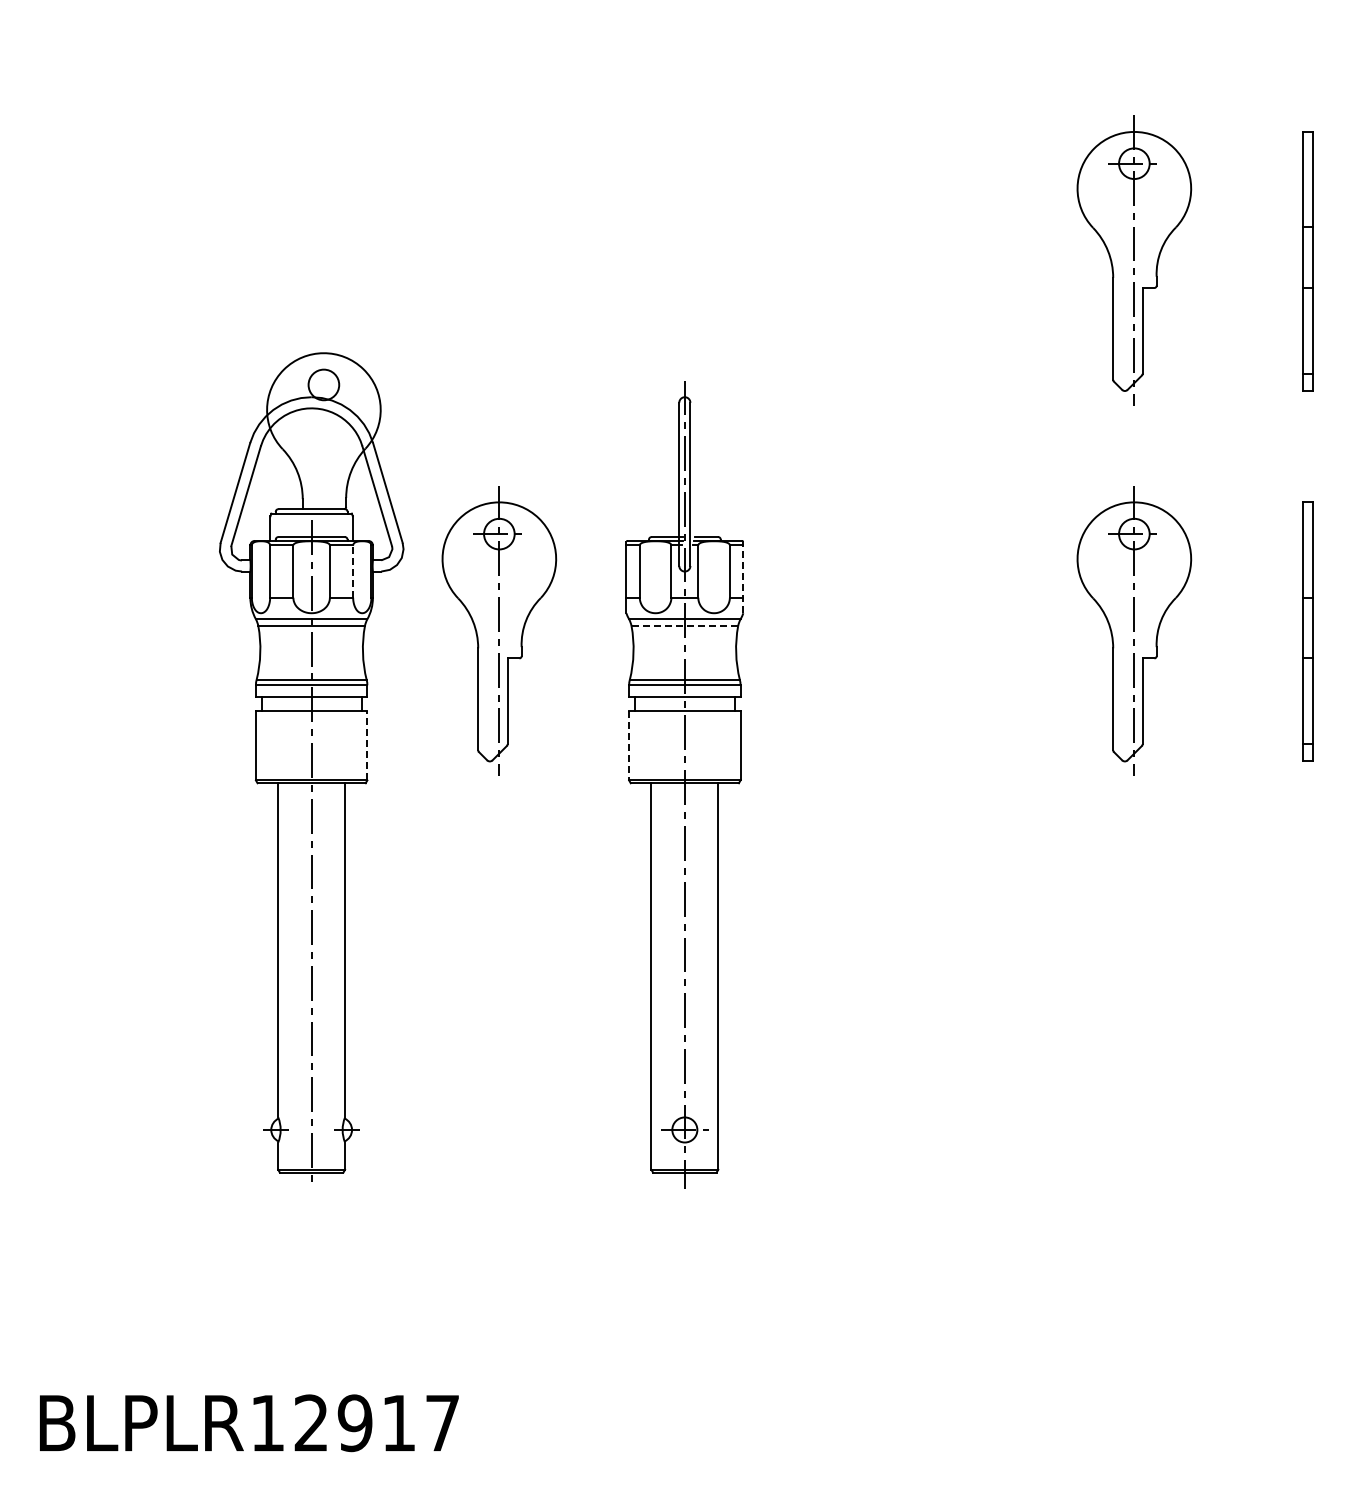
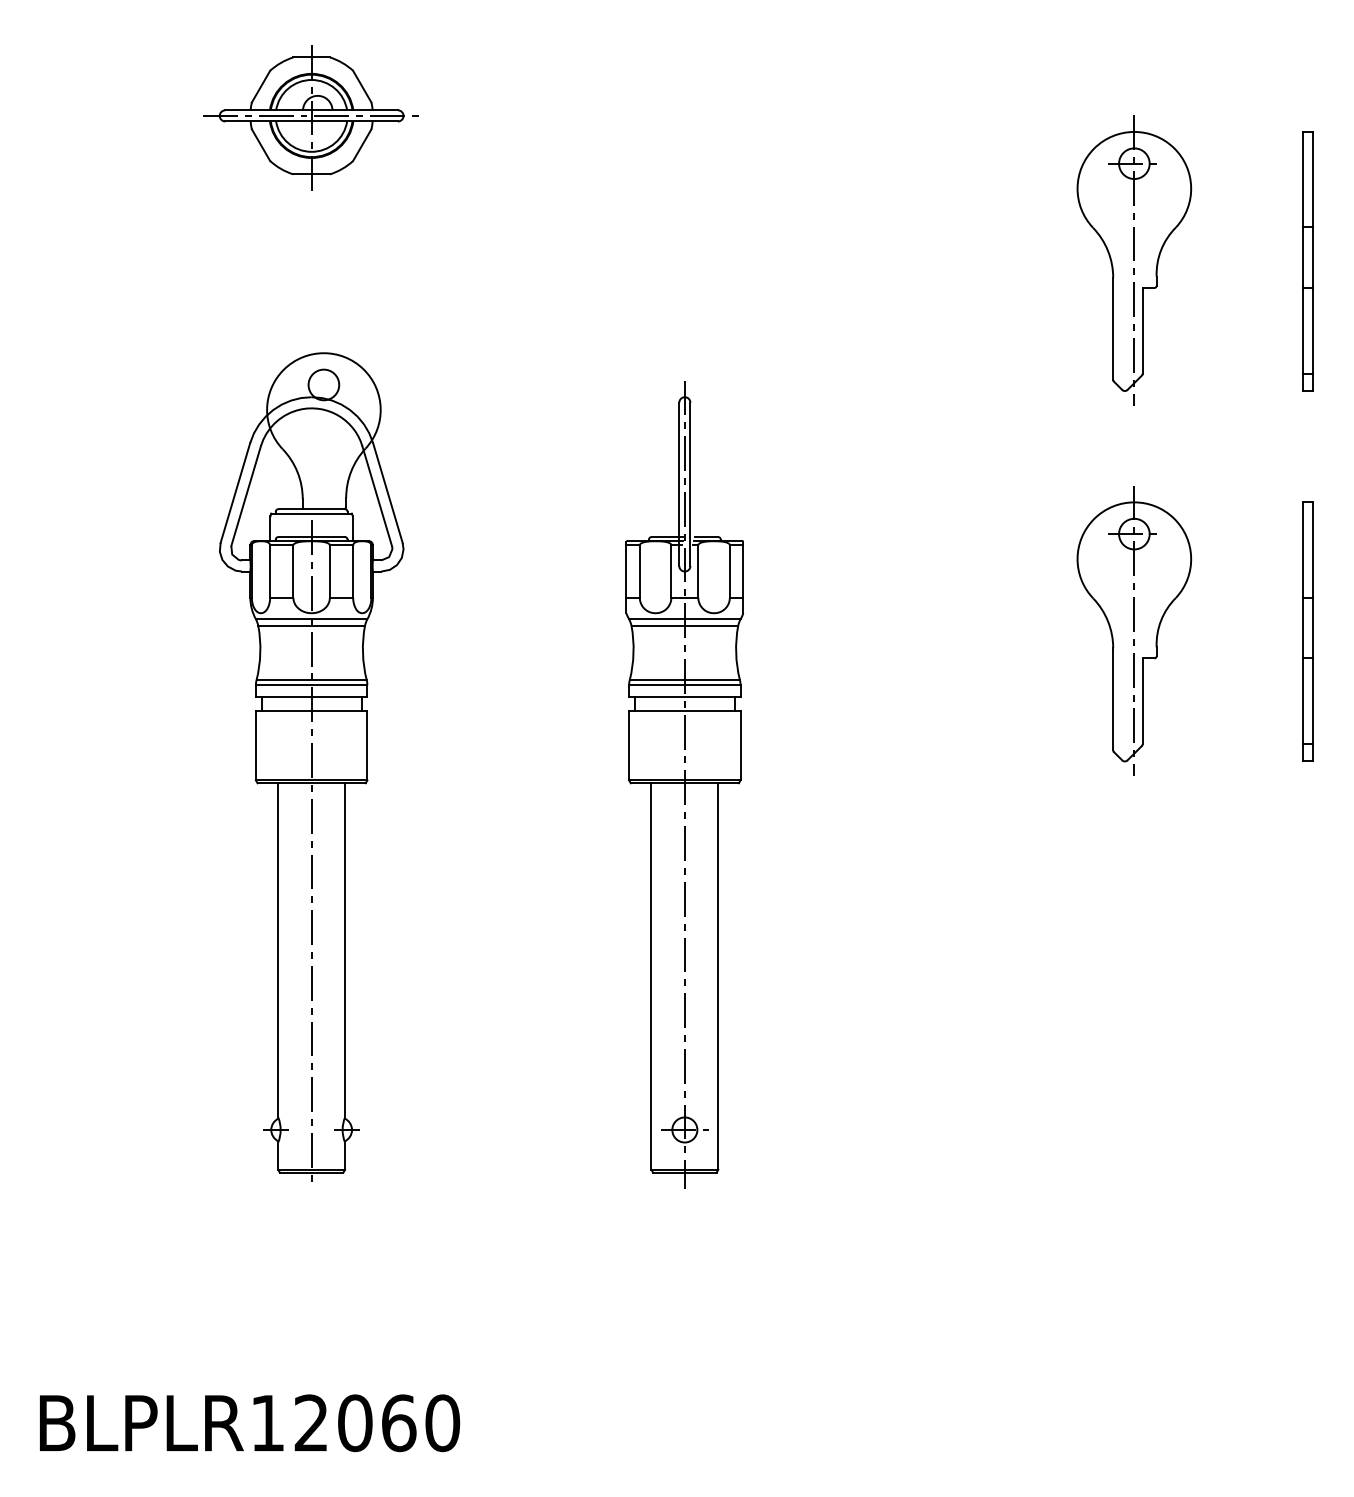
part: none -> present (310, 117)
line: dashed -> solid (353, 571)
line: dashed -> solid (743, 579)
line: dashed -> solid (684, 626)
part: present -> none (499, 630)
line: dashed -> solid (367, 745)
line: dashed -> solid (629, 745)
text: BLPLR12917 -> BLPLR12060 (398, 1423)
